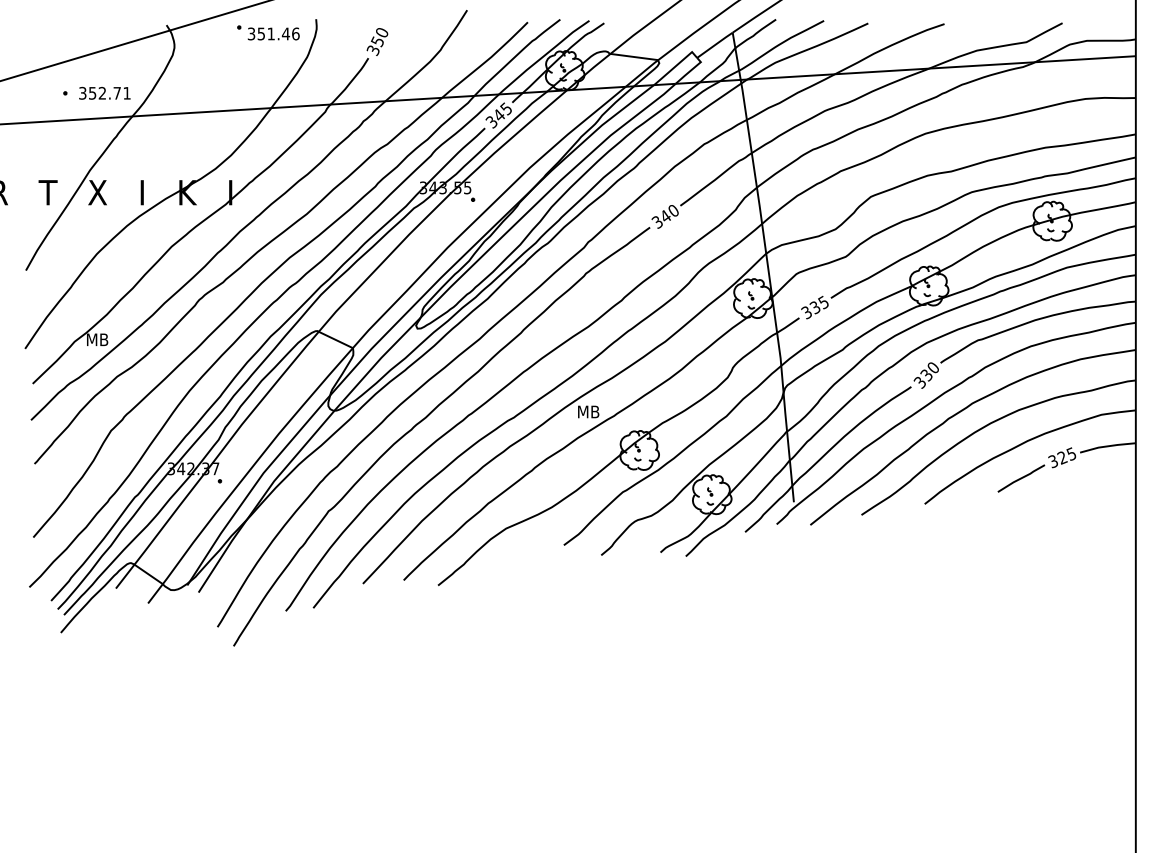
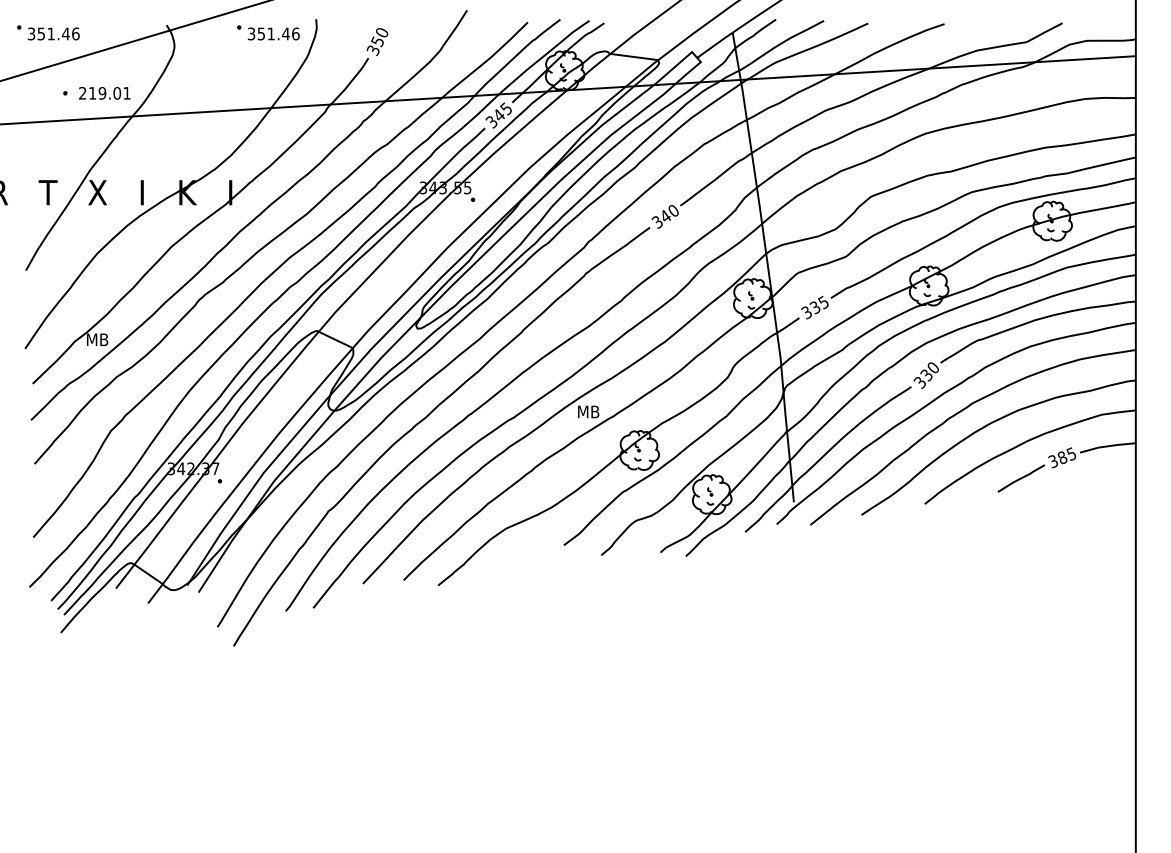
part: none -> present (48, 32)
text: 352.71 -> 219.01 (100, 92)
text: 325 -> 385 (1062, 457)
